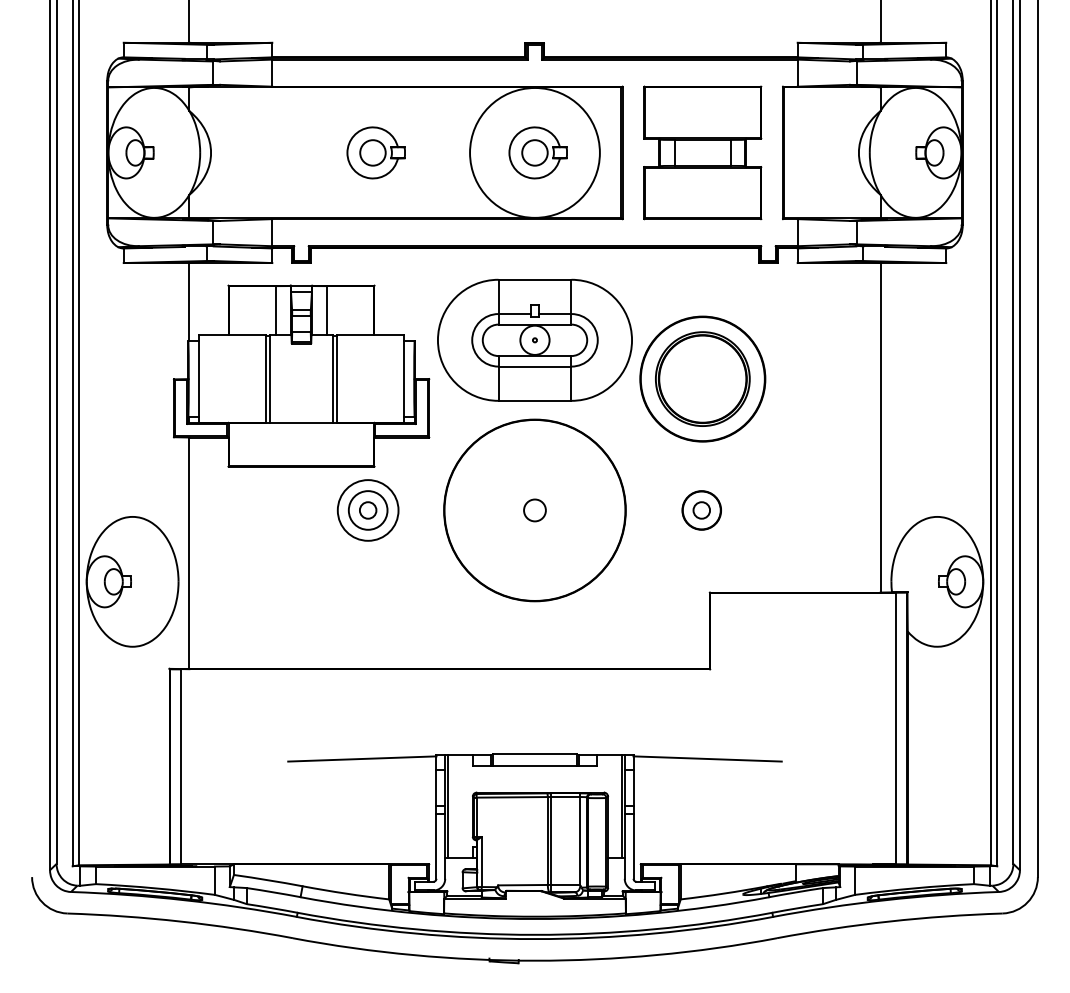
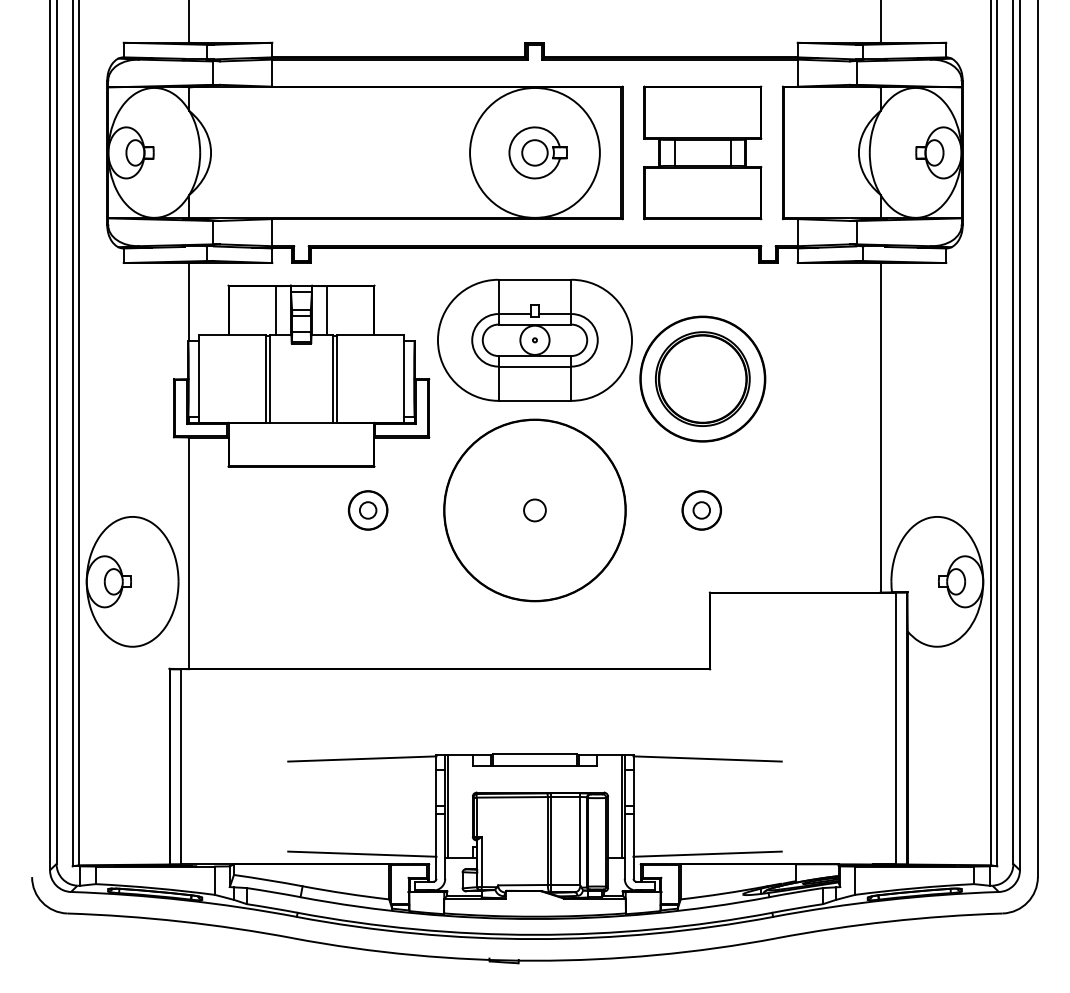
part: present -> none (375, 152)
circle diameter: 61 px -> 38 px (368, 510)
line: none -> present (362, 853)
line: none -> present (707, 853)
